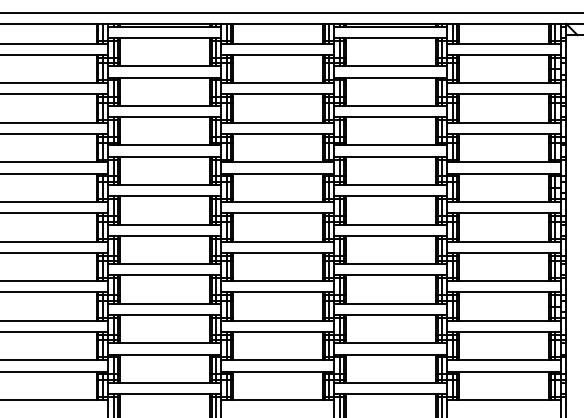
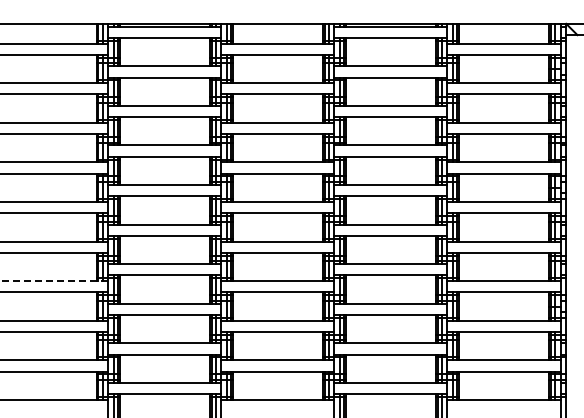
line: present -> none (291, 12)
line: solid -> dashed (53, 281)
